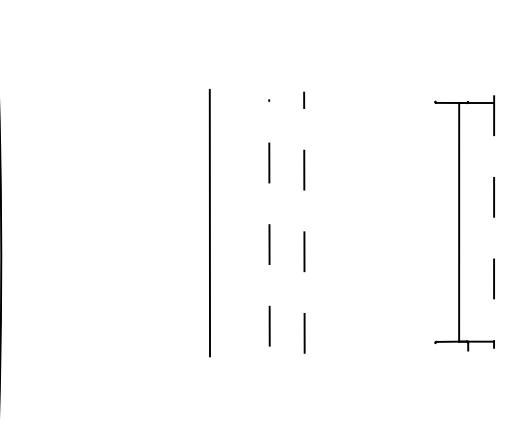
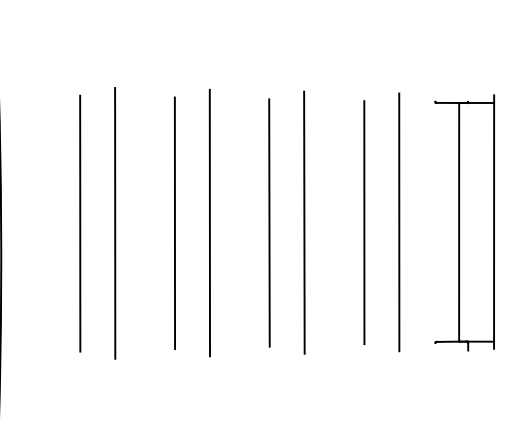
line: dashed -> solid (269, 222)
line: dashed -> solid (304, 222)
line: none -> present (364, 222)
line: none -> present (399, 222)
line: dashed -> solid (494, 222)
line: none -> present (80, 223)
line: none -> present (115, 223)
line: none -> present (174, 223)
